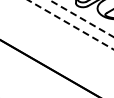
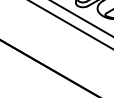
line: dashed -> solid (81, 18)
line: dashed -> solid (70, 24)
